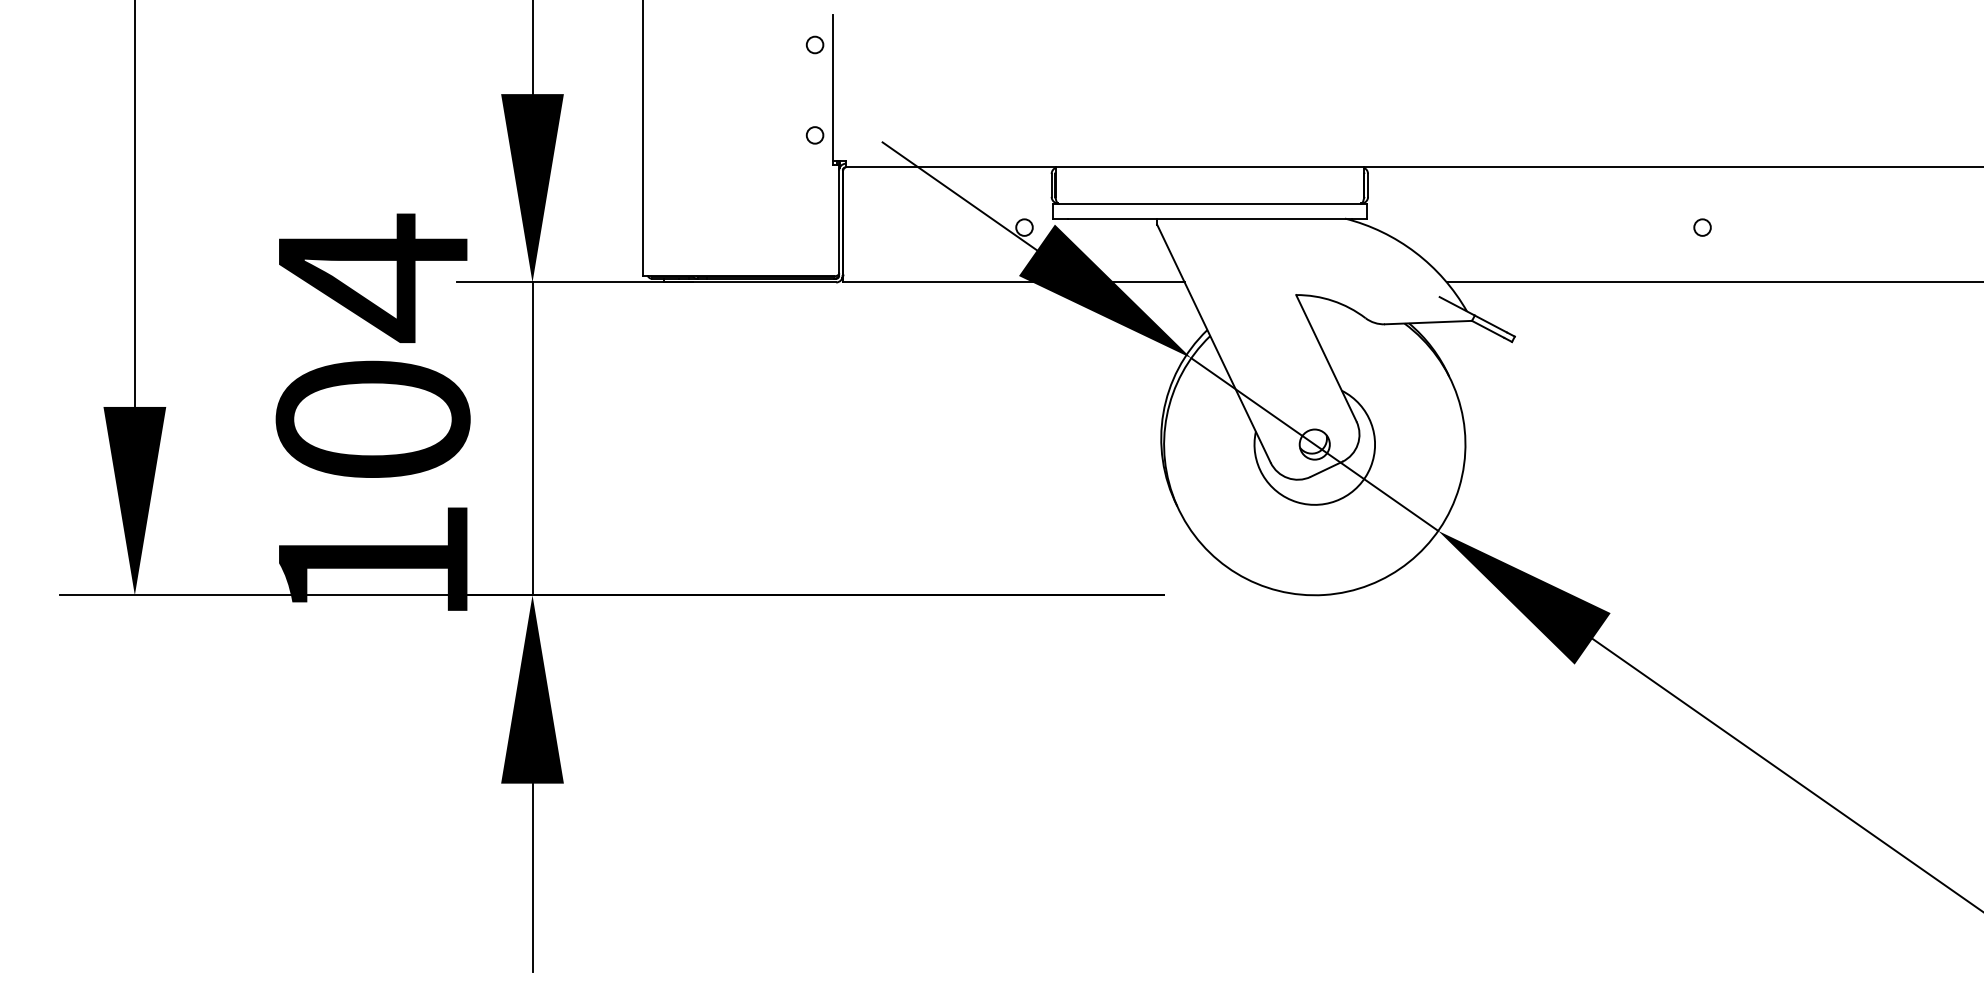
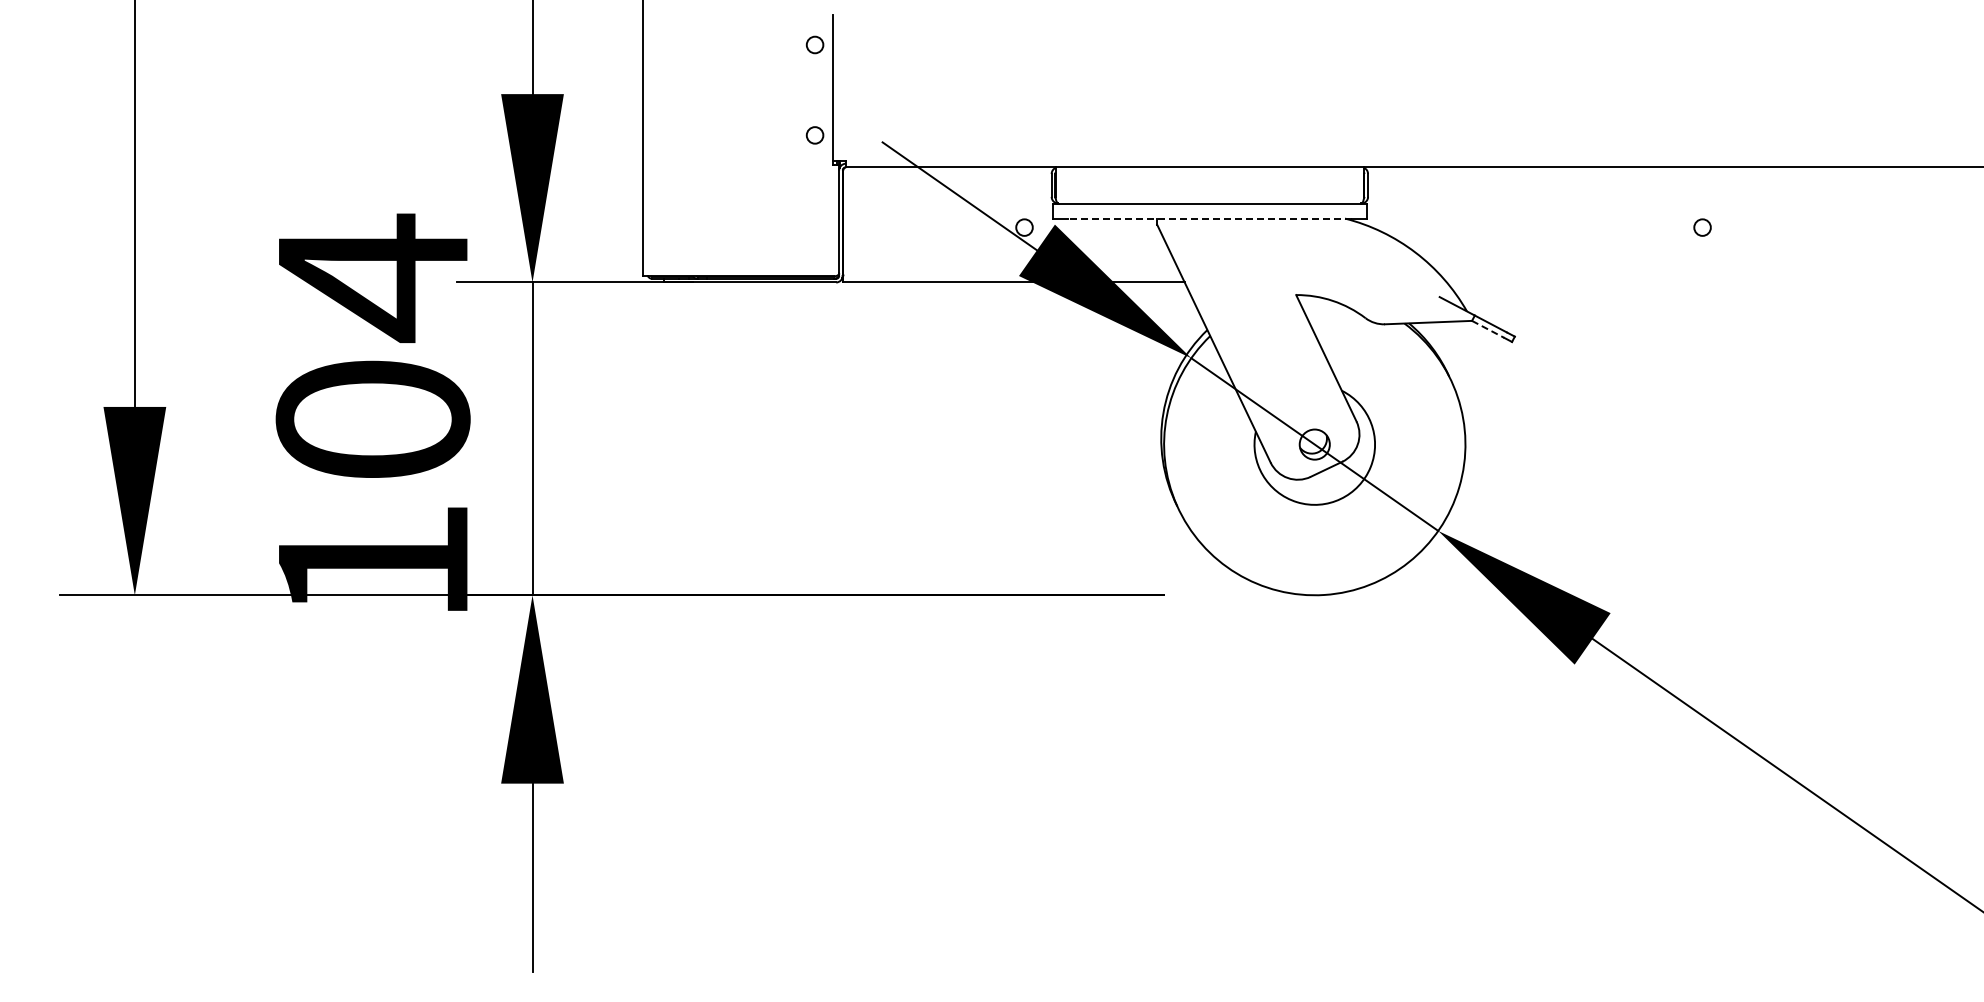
line: solid -> dashed (1209, 218)
line: present -> none (1713, 282)
line: solid -> dashed (1488, 329)
